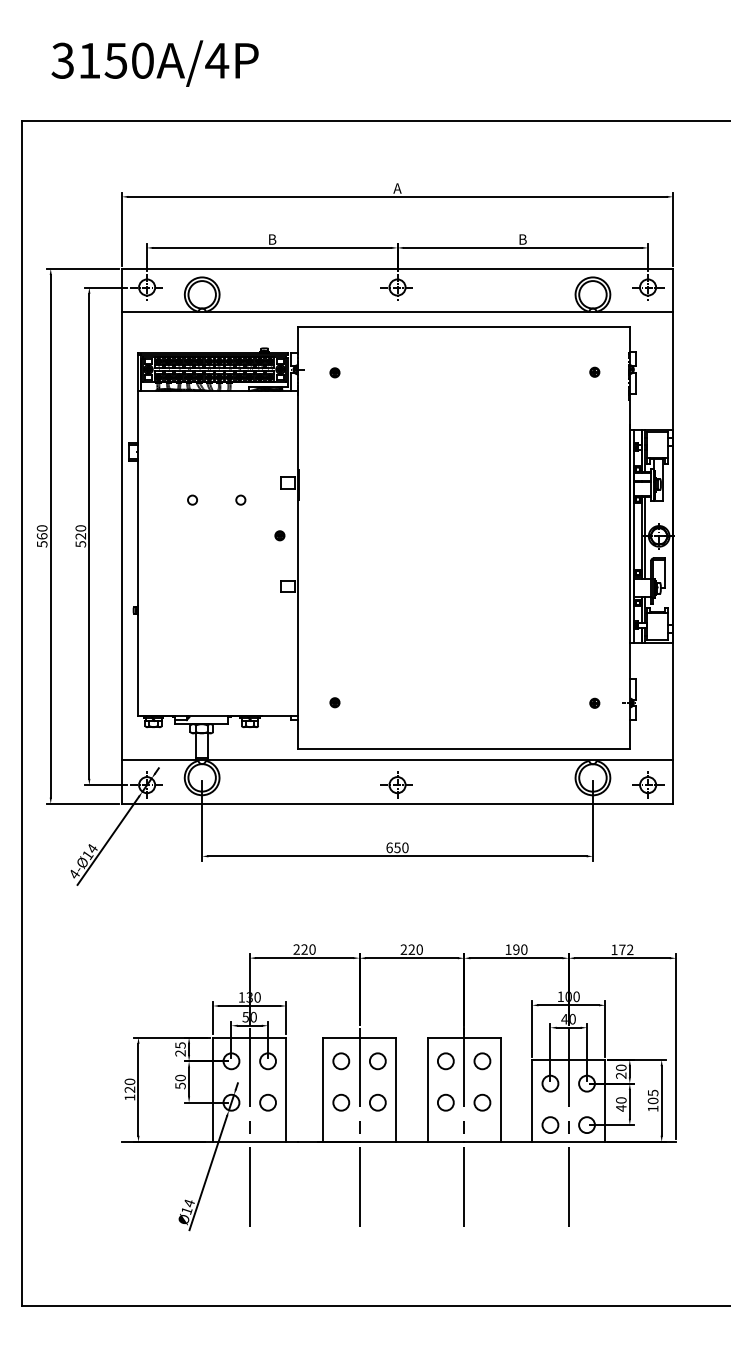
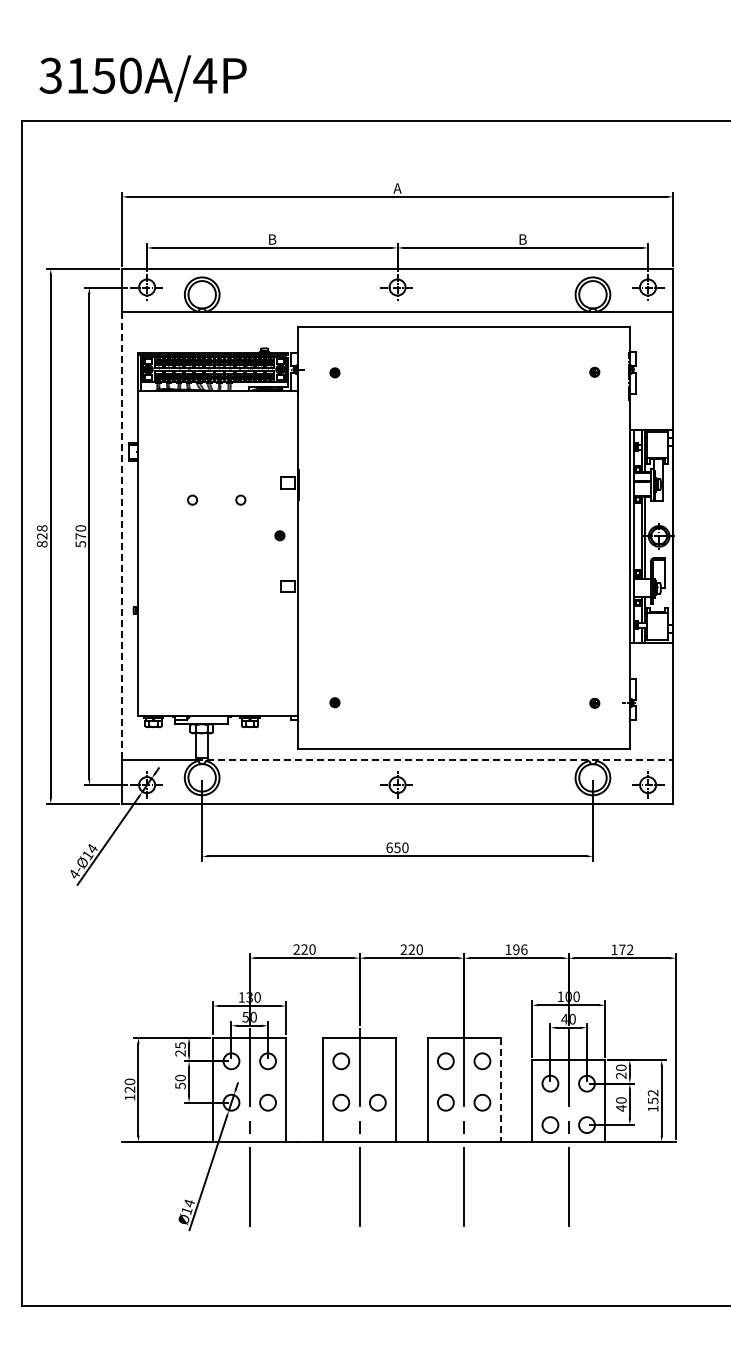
text position: (154, 63) -> (142, 78) (142, 78)
text: 560 -> 828 (41, 536)
text: 520 -> 570 (80, 536)
line: solid -> dashed (122, 536)
line: solid -> dashed (435, 760)
text: 190 -> 196 (524, 949)
circle: present -> none (377, 1061)
line: solid -> dashed (500, 1090)
text: 105 -> 152 (652, 1096)
